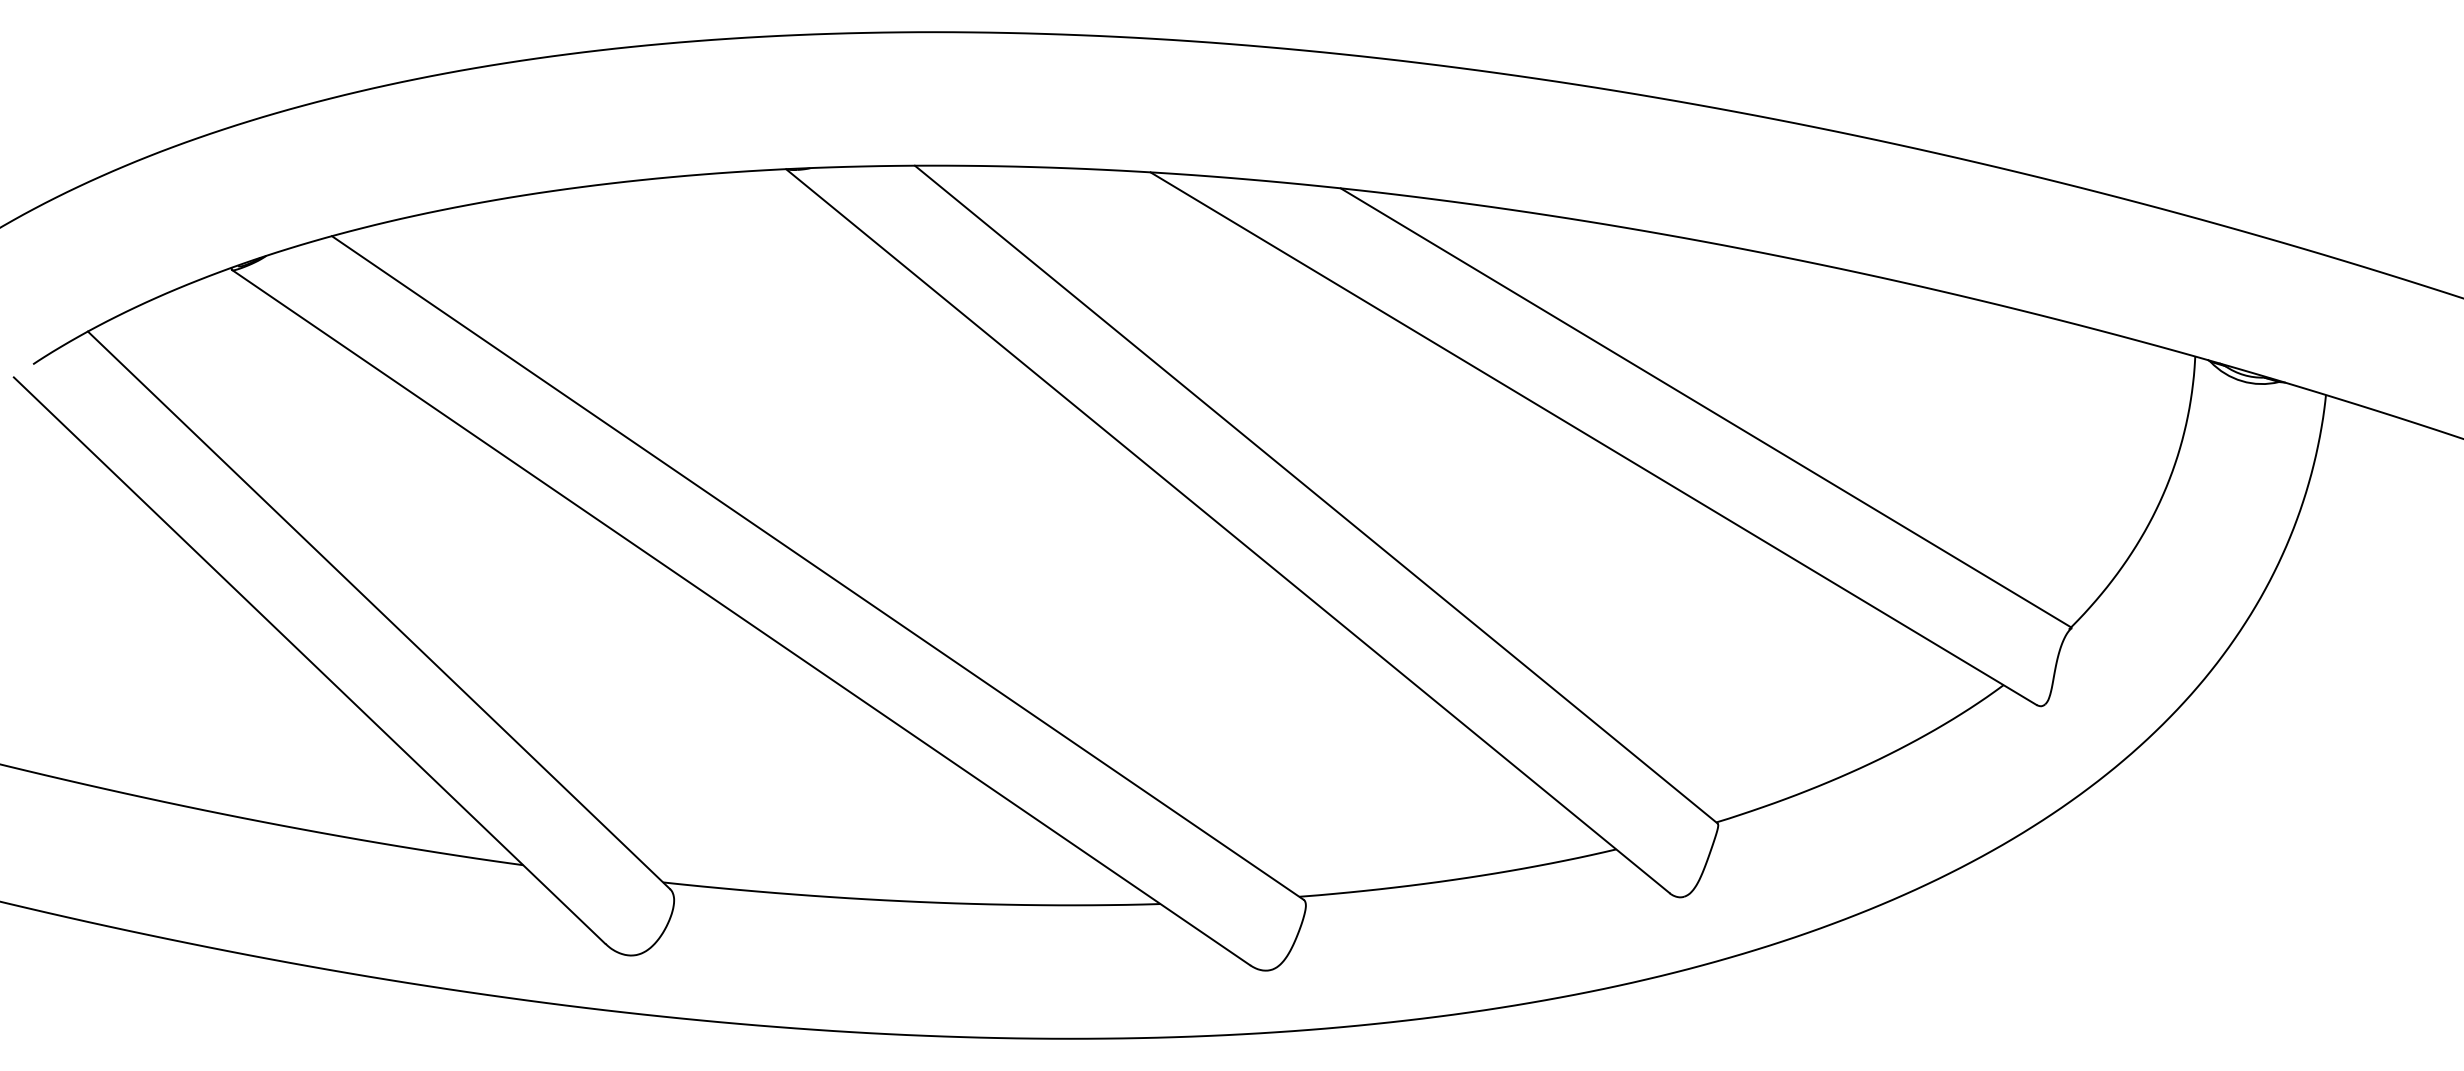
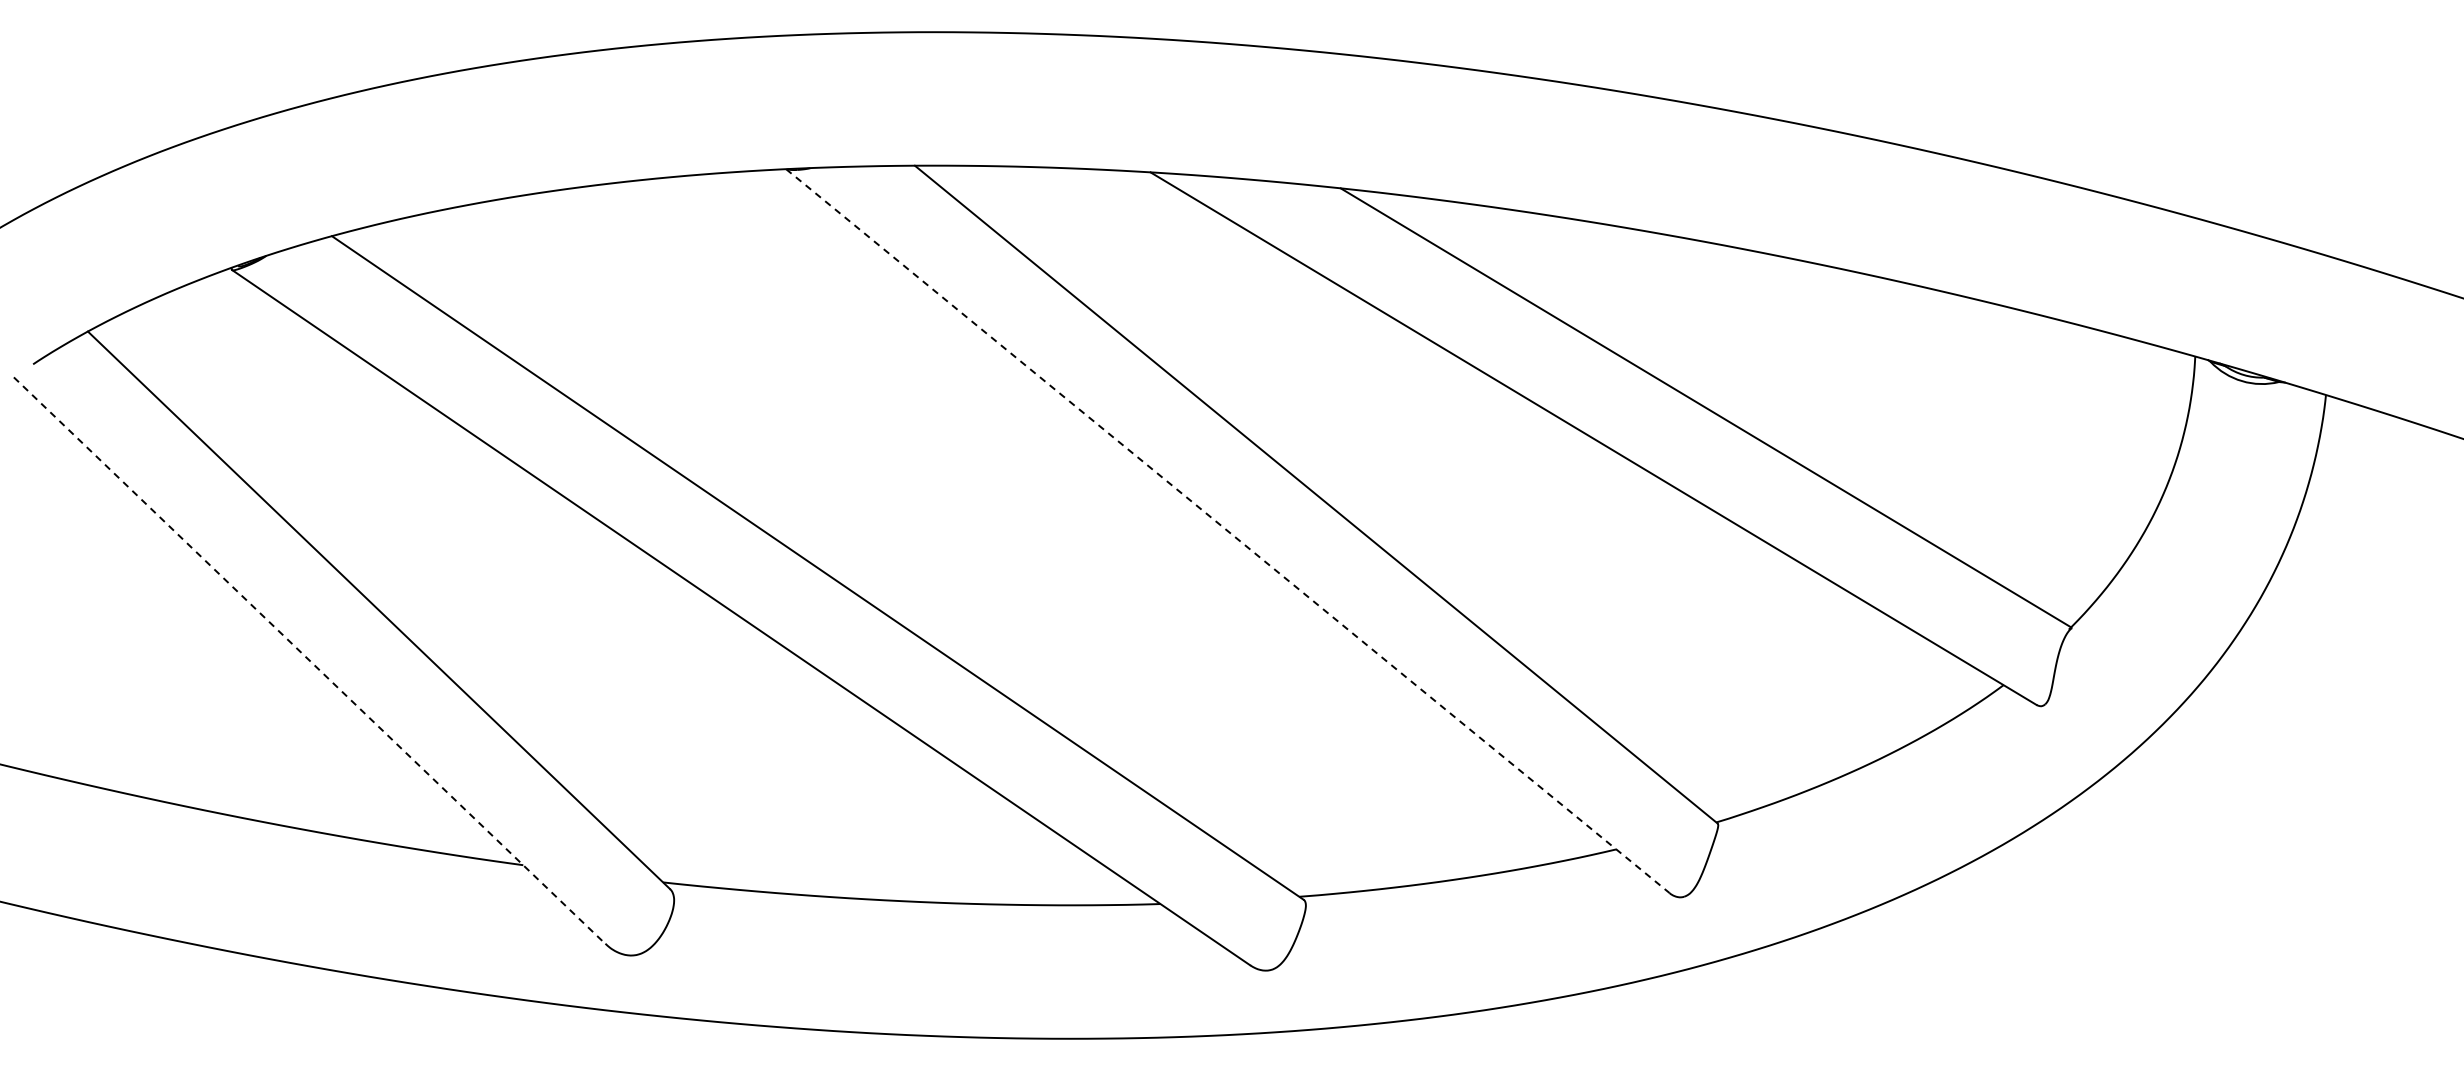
line: solid -> dashed (1228, 531)
line: solid -> dashed (309, 660)
